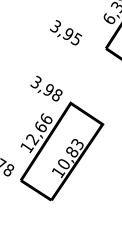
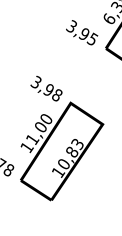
text position: (66, 32) -> (82, 32) (82, 32)
text: 12,66 -> 11,00 (39, 129)
